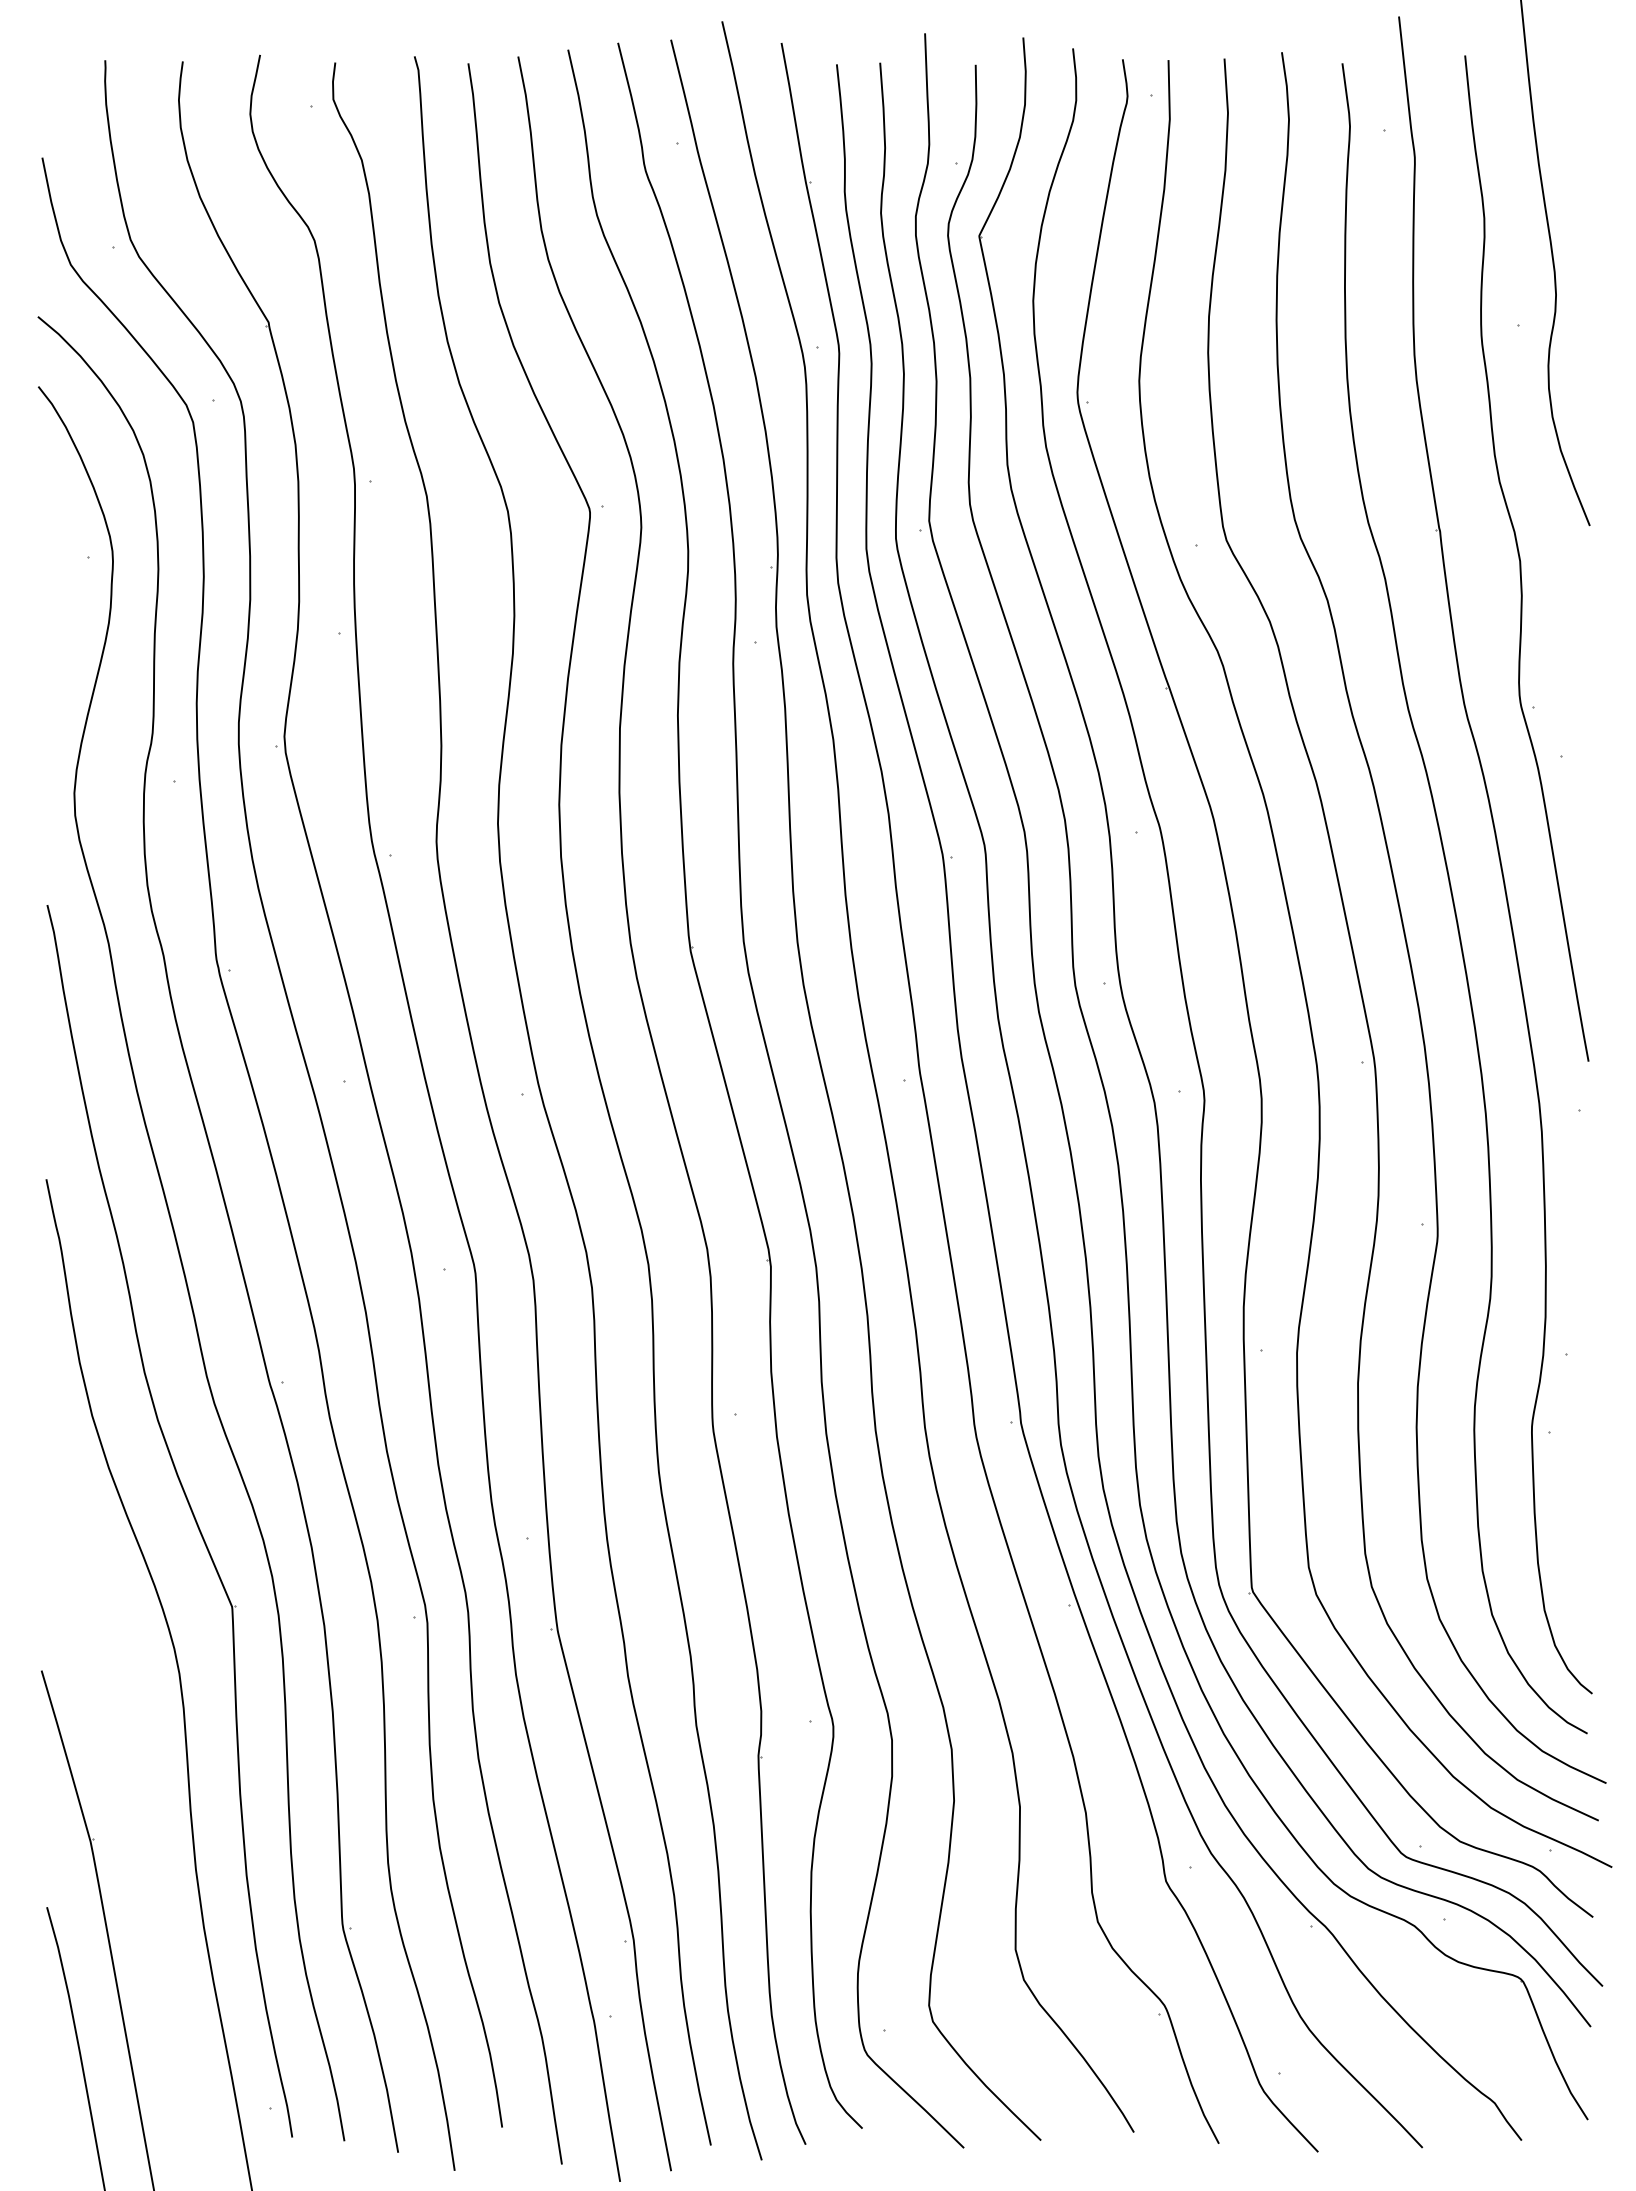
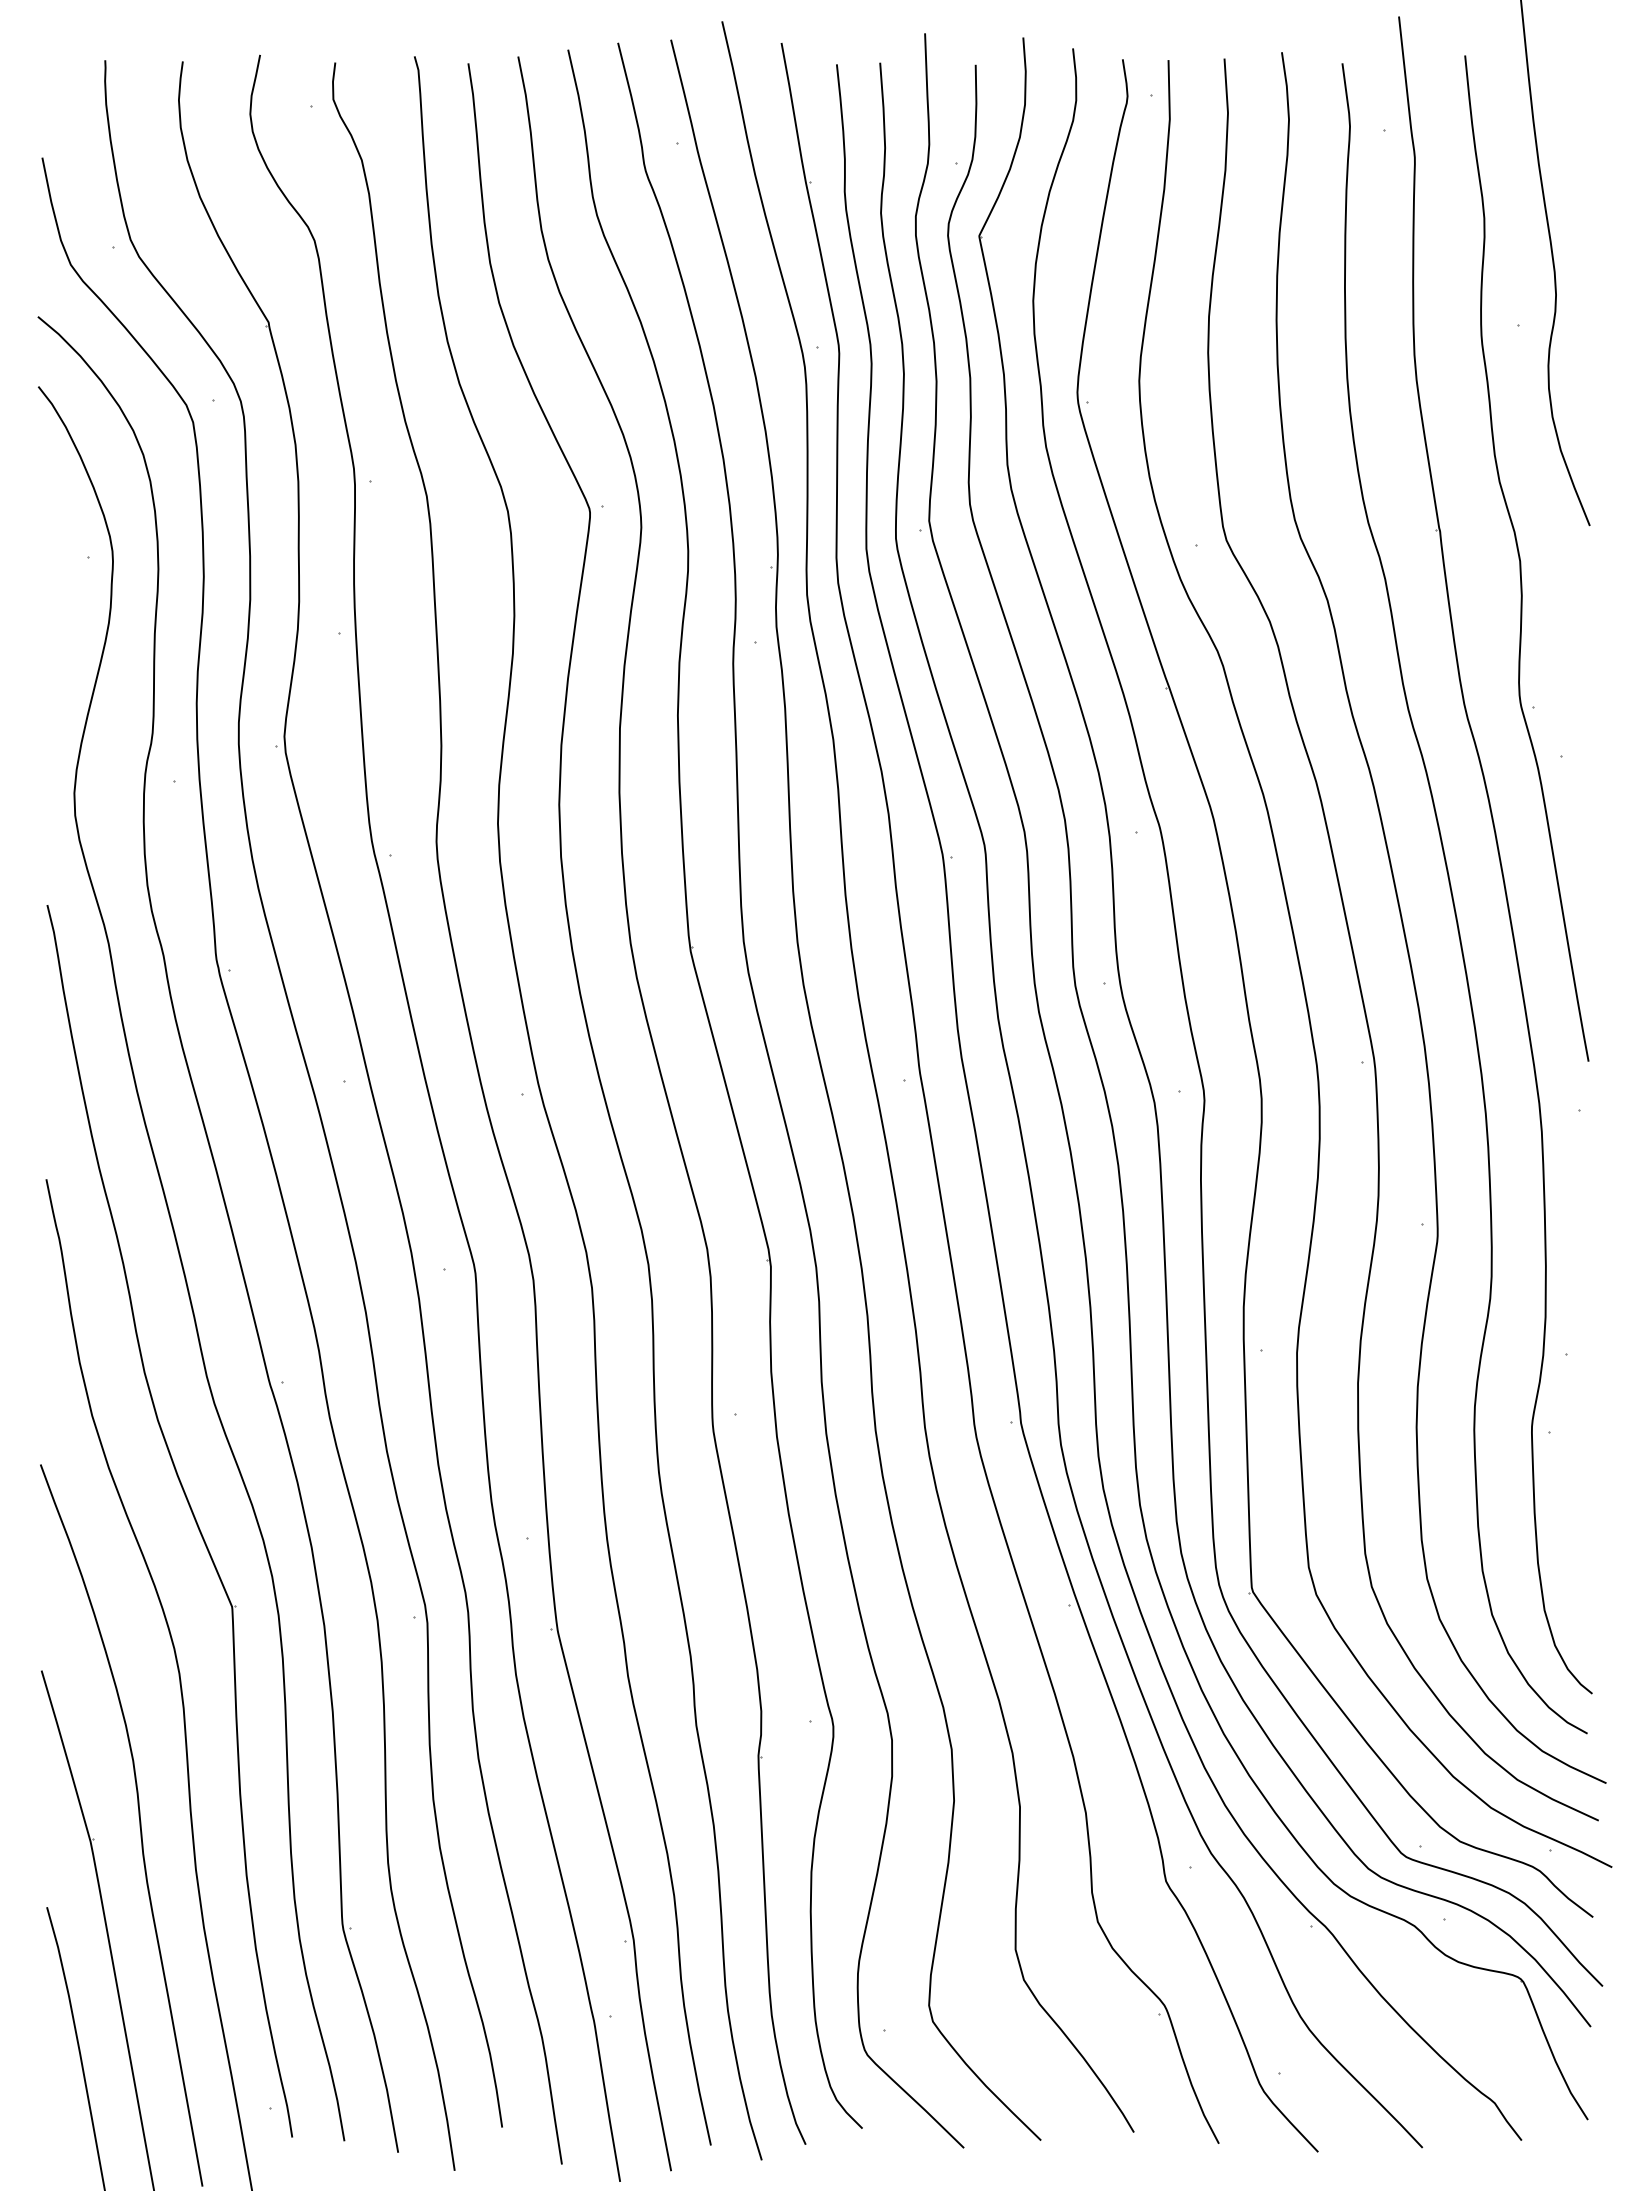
curve: none -> present (139, 1825)
